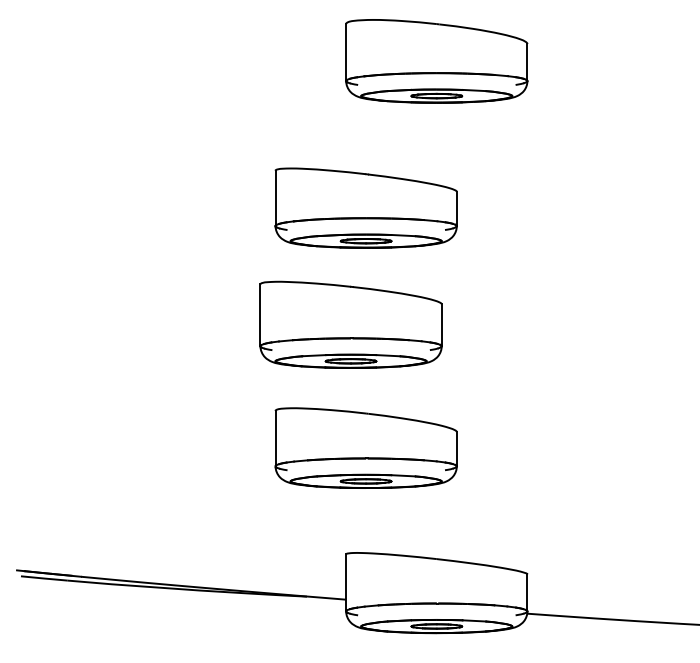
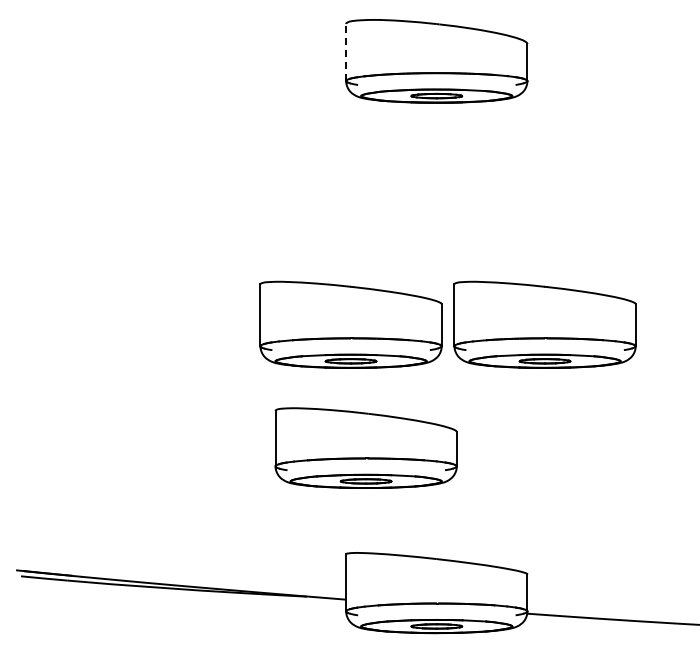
line: solid -> dashed (346, 52)
part: present -> none (365, 207)
part: none -> present (544, 324)
